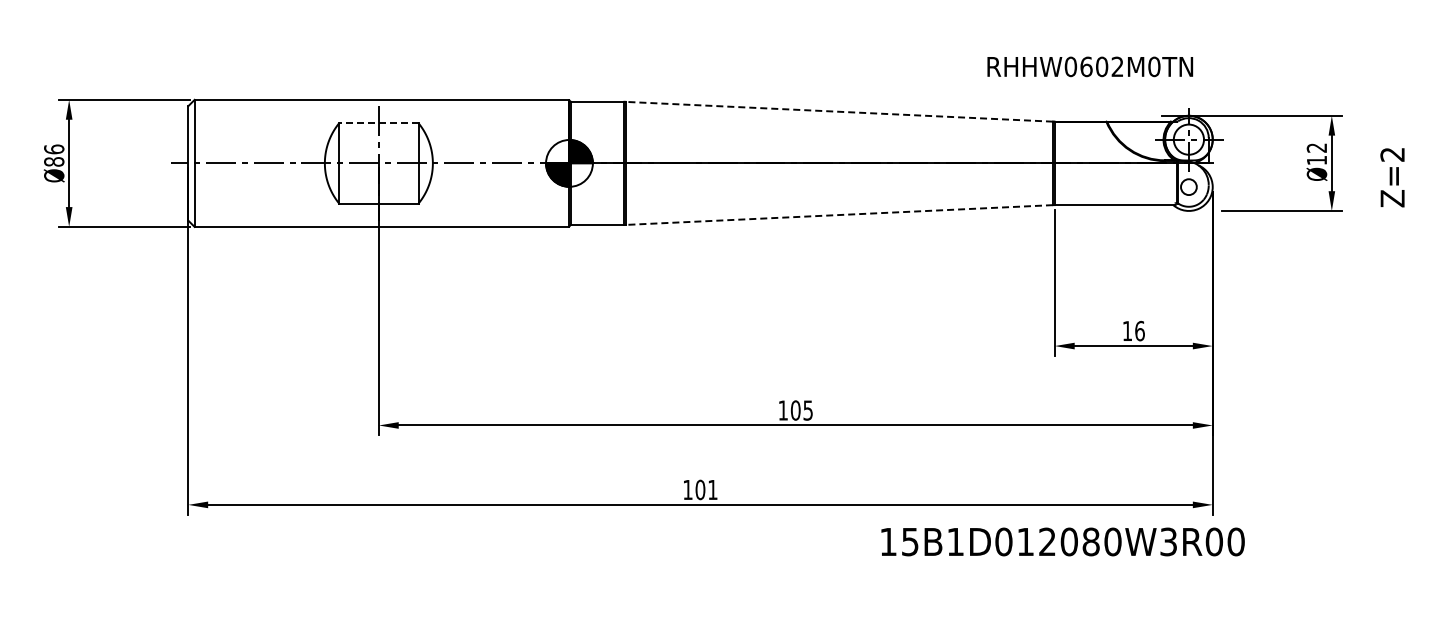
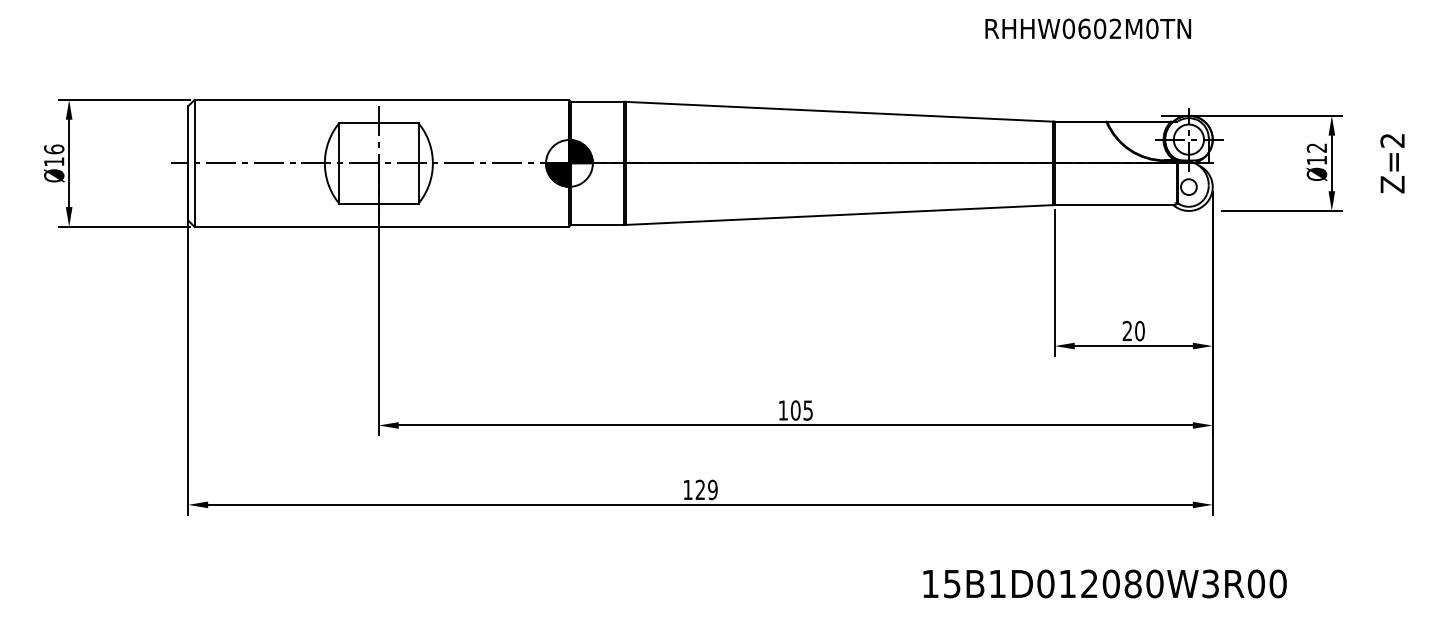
text position: (1090, 66) -> (1088, 28) (1088, 28)
line: dashed -> solid (839, 111)
line: dashed -> solid (378, 123)
text: Ø86 -> Ø16 (54, 161)
text position: (1392, 177) -> (1392, 163) (1392, 163)
line: dashed -> solid (839, 215)
text: 16 -> 20 (1133, 330)
text: 101 -> 129 (706, 489)
text position: (1062, 541) -> (1104, 583) (1104, 583)
